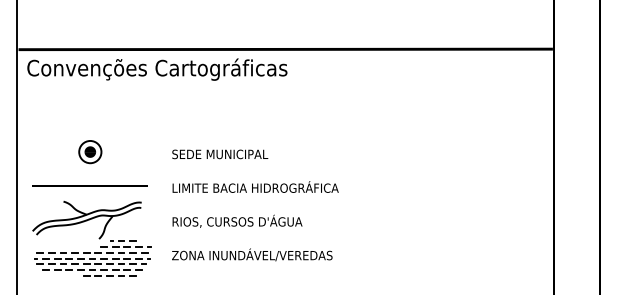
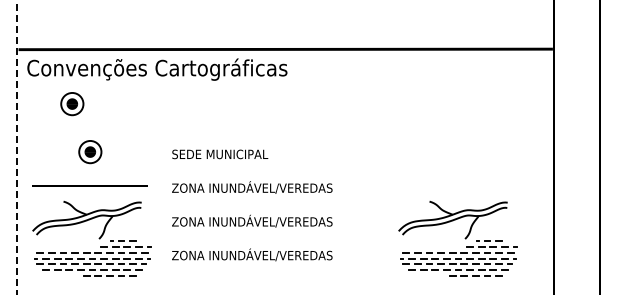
part: none -> present (72, 104)
line: solid -> dashed (16, 148)
text: LIMITE BACIA HIDROGRÁFICA -> ZONA INUNDÁVEL/VEREDAS (255, 187)
text: RIOS, CURSOS D'ÁGUA -> ZONA INUNDÁVEL/VEREDAS (252, 220)
part: none -> present (464, 238)
